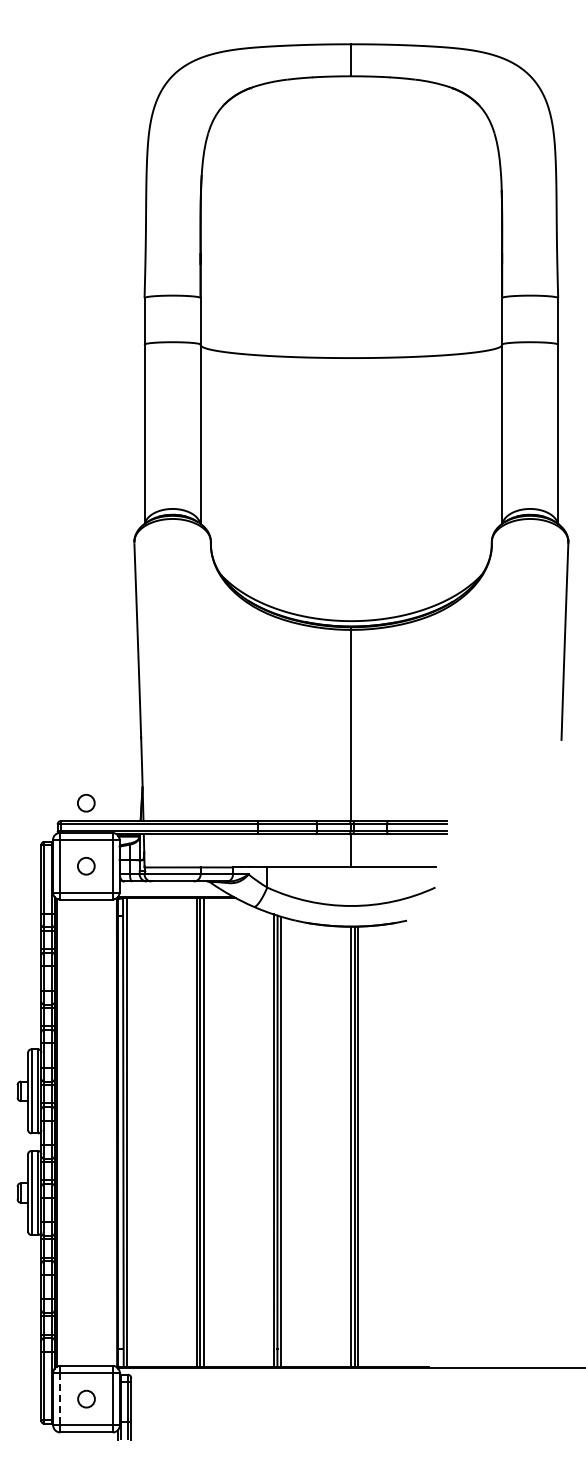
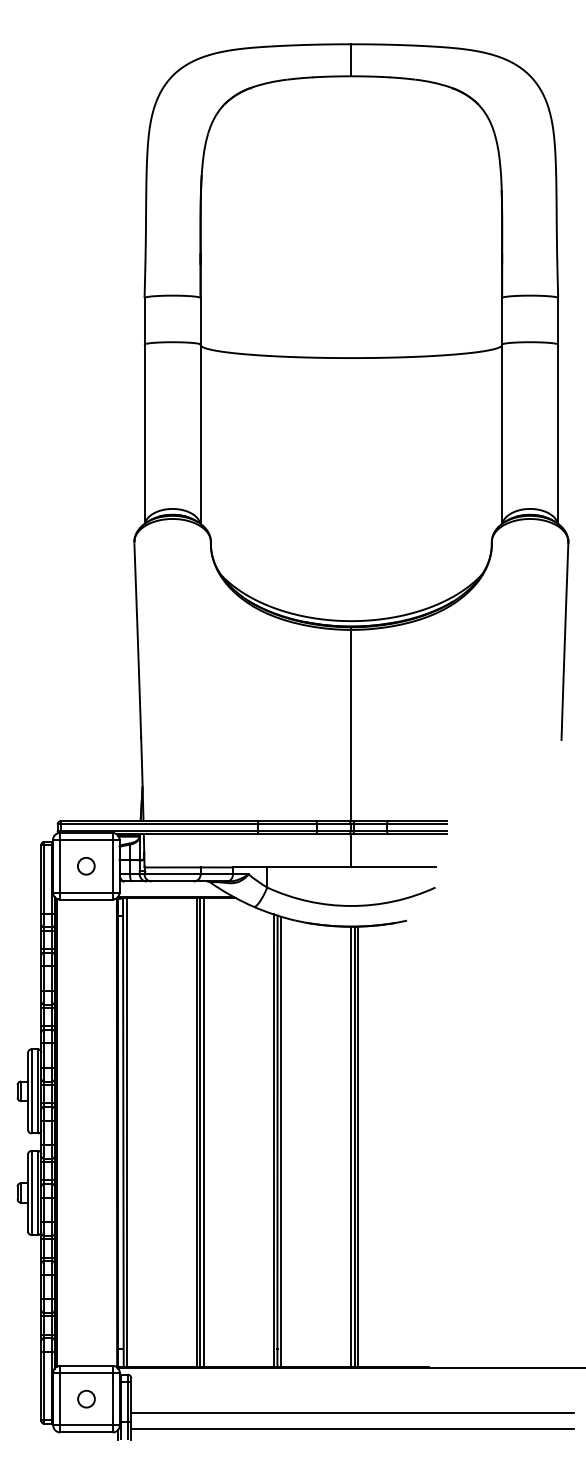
circle: present -> none (86, 803)
line: dashed -> solid (60, 1399)
line: none -> present (352, 1413)
line: none -> present (352, 1428)
